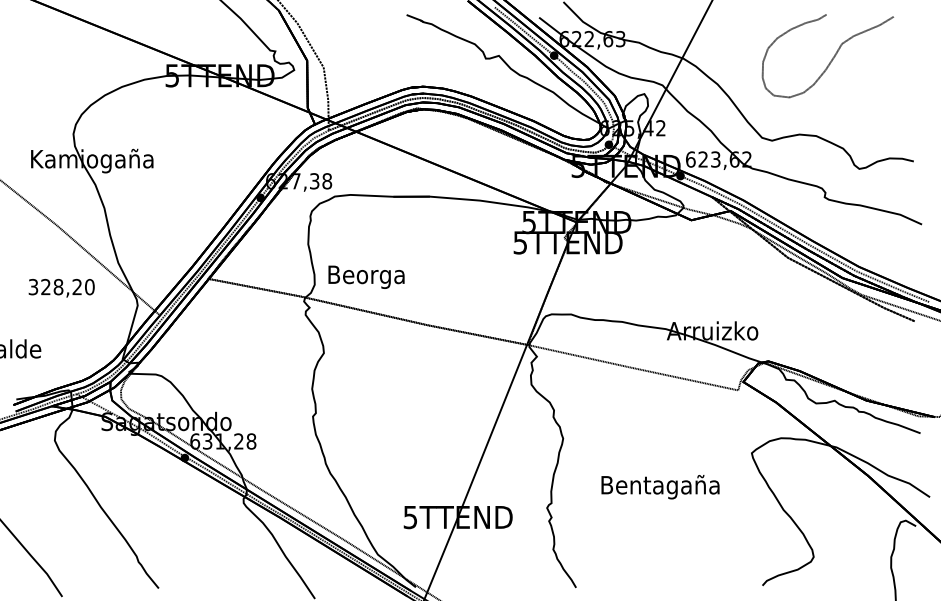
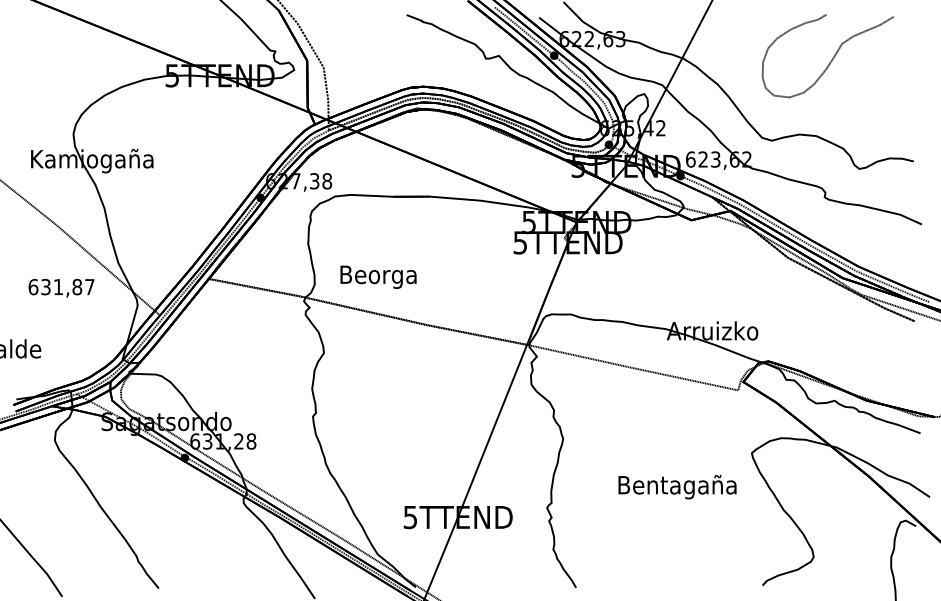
text position: (366, 276) -> (378, 276) (378, 276)
text: 328,20 -> 631,87 (61, 286)
text position: (660, 487) -> (677, 487) (677, 487)
